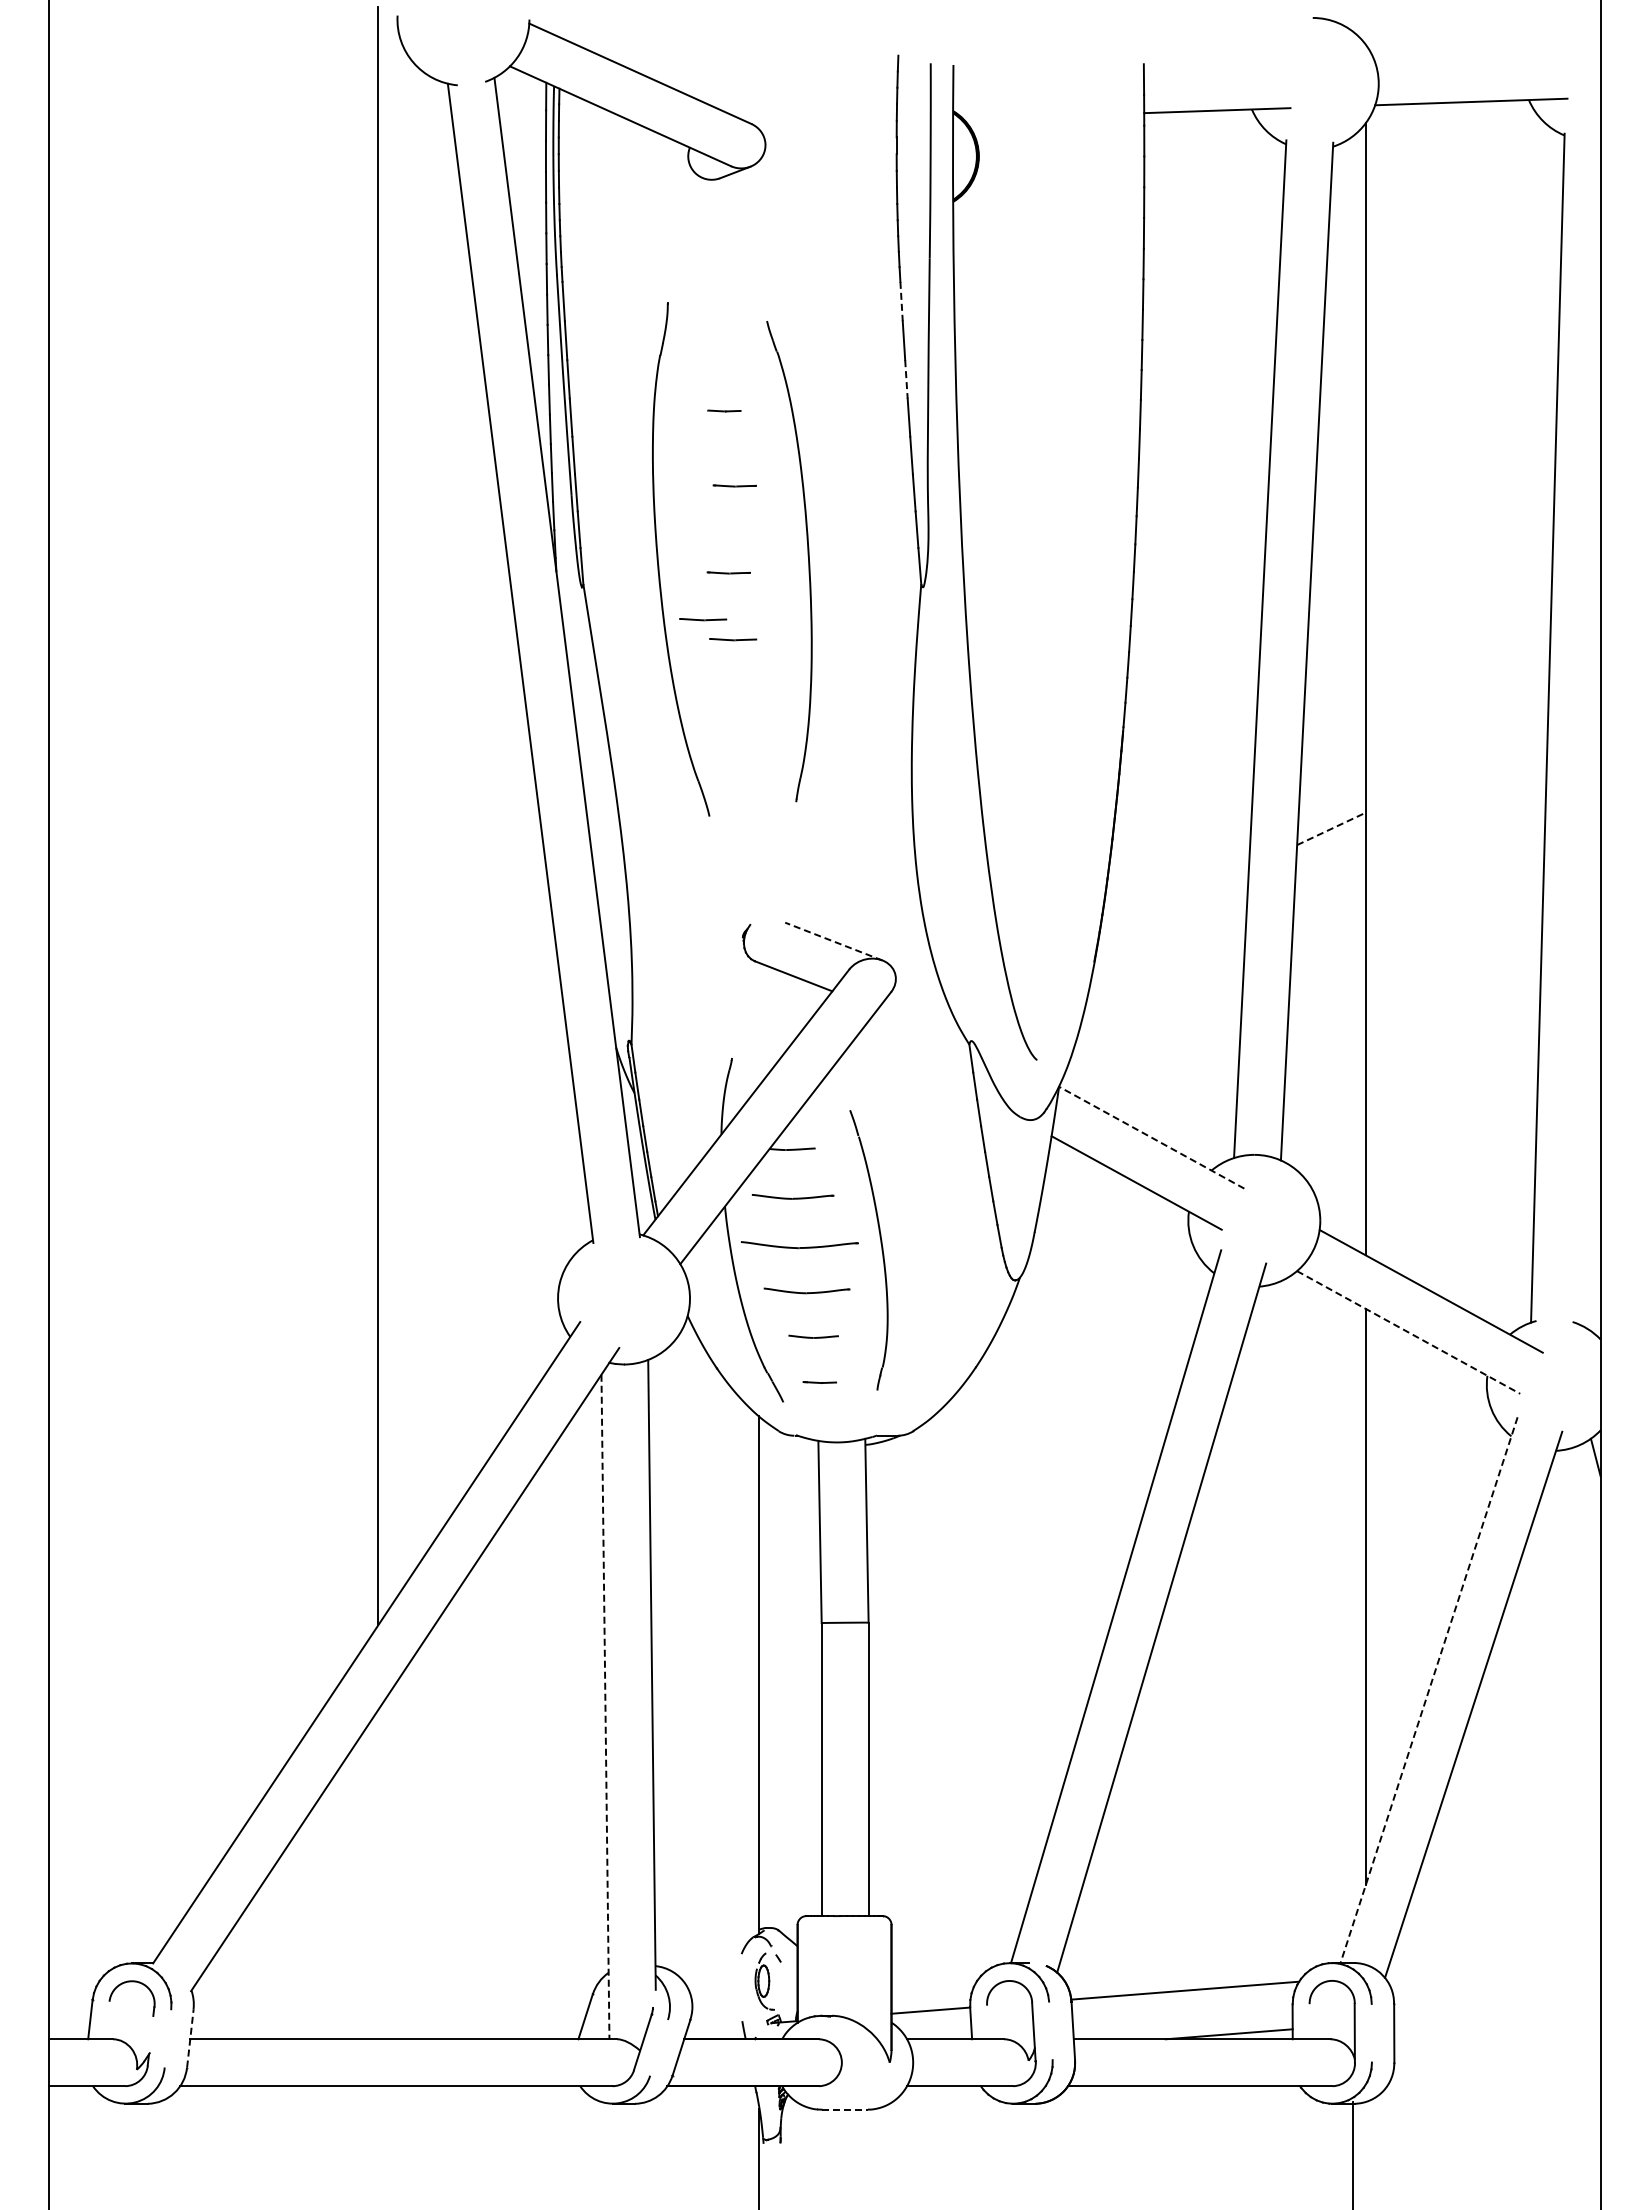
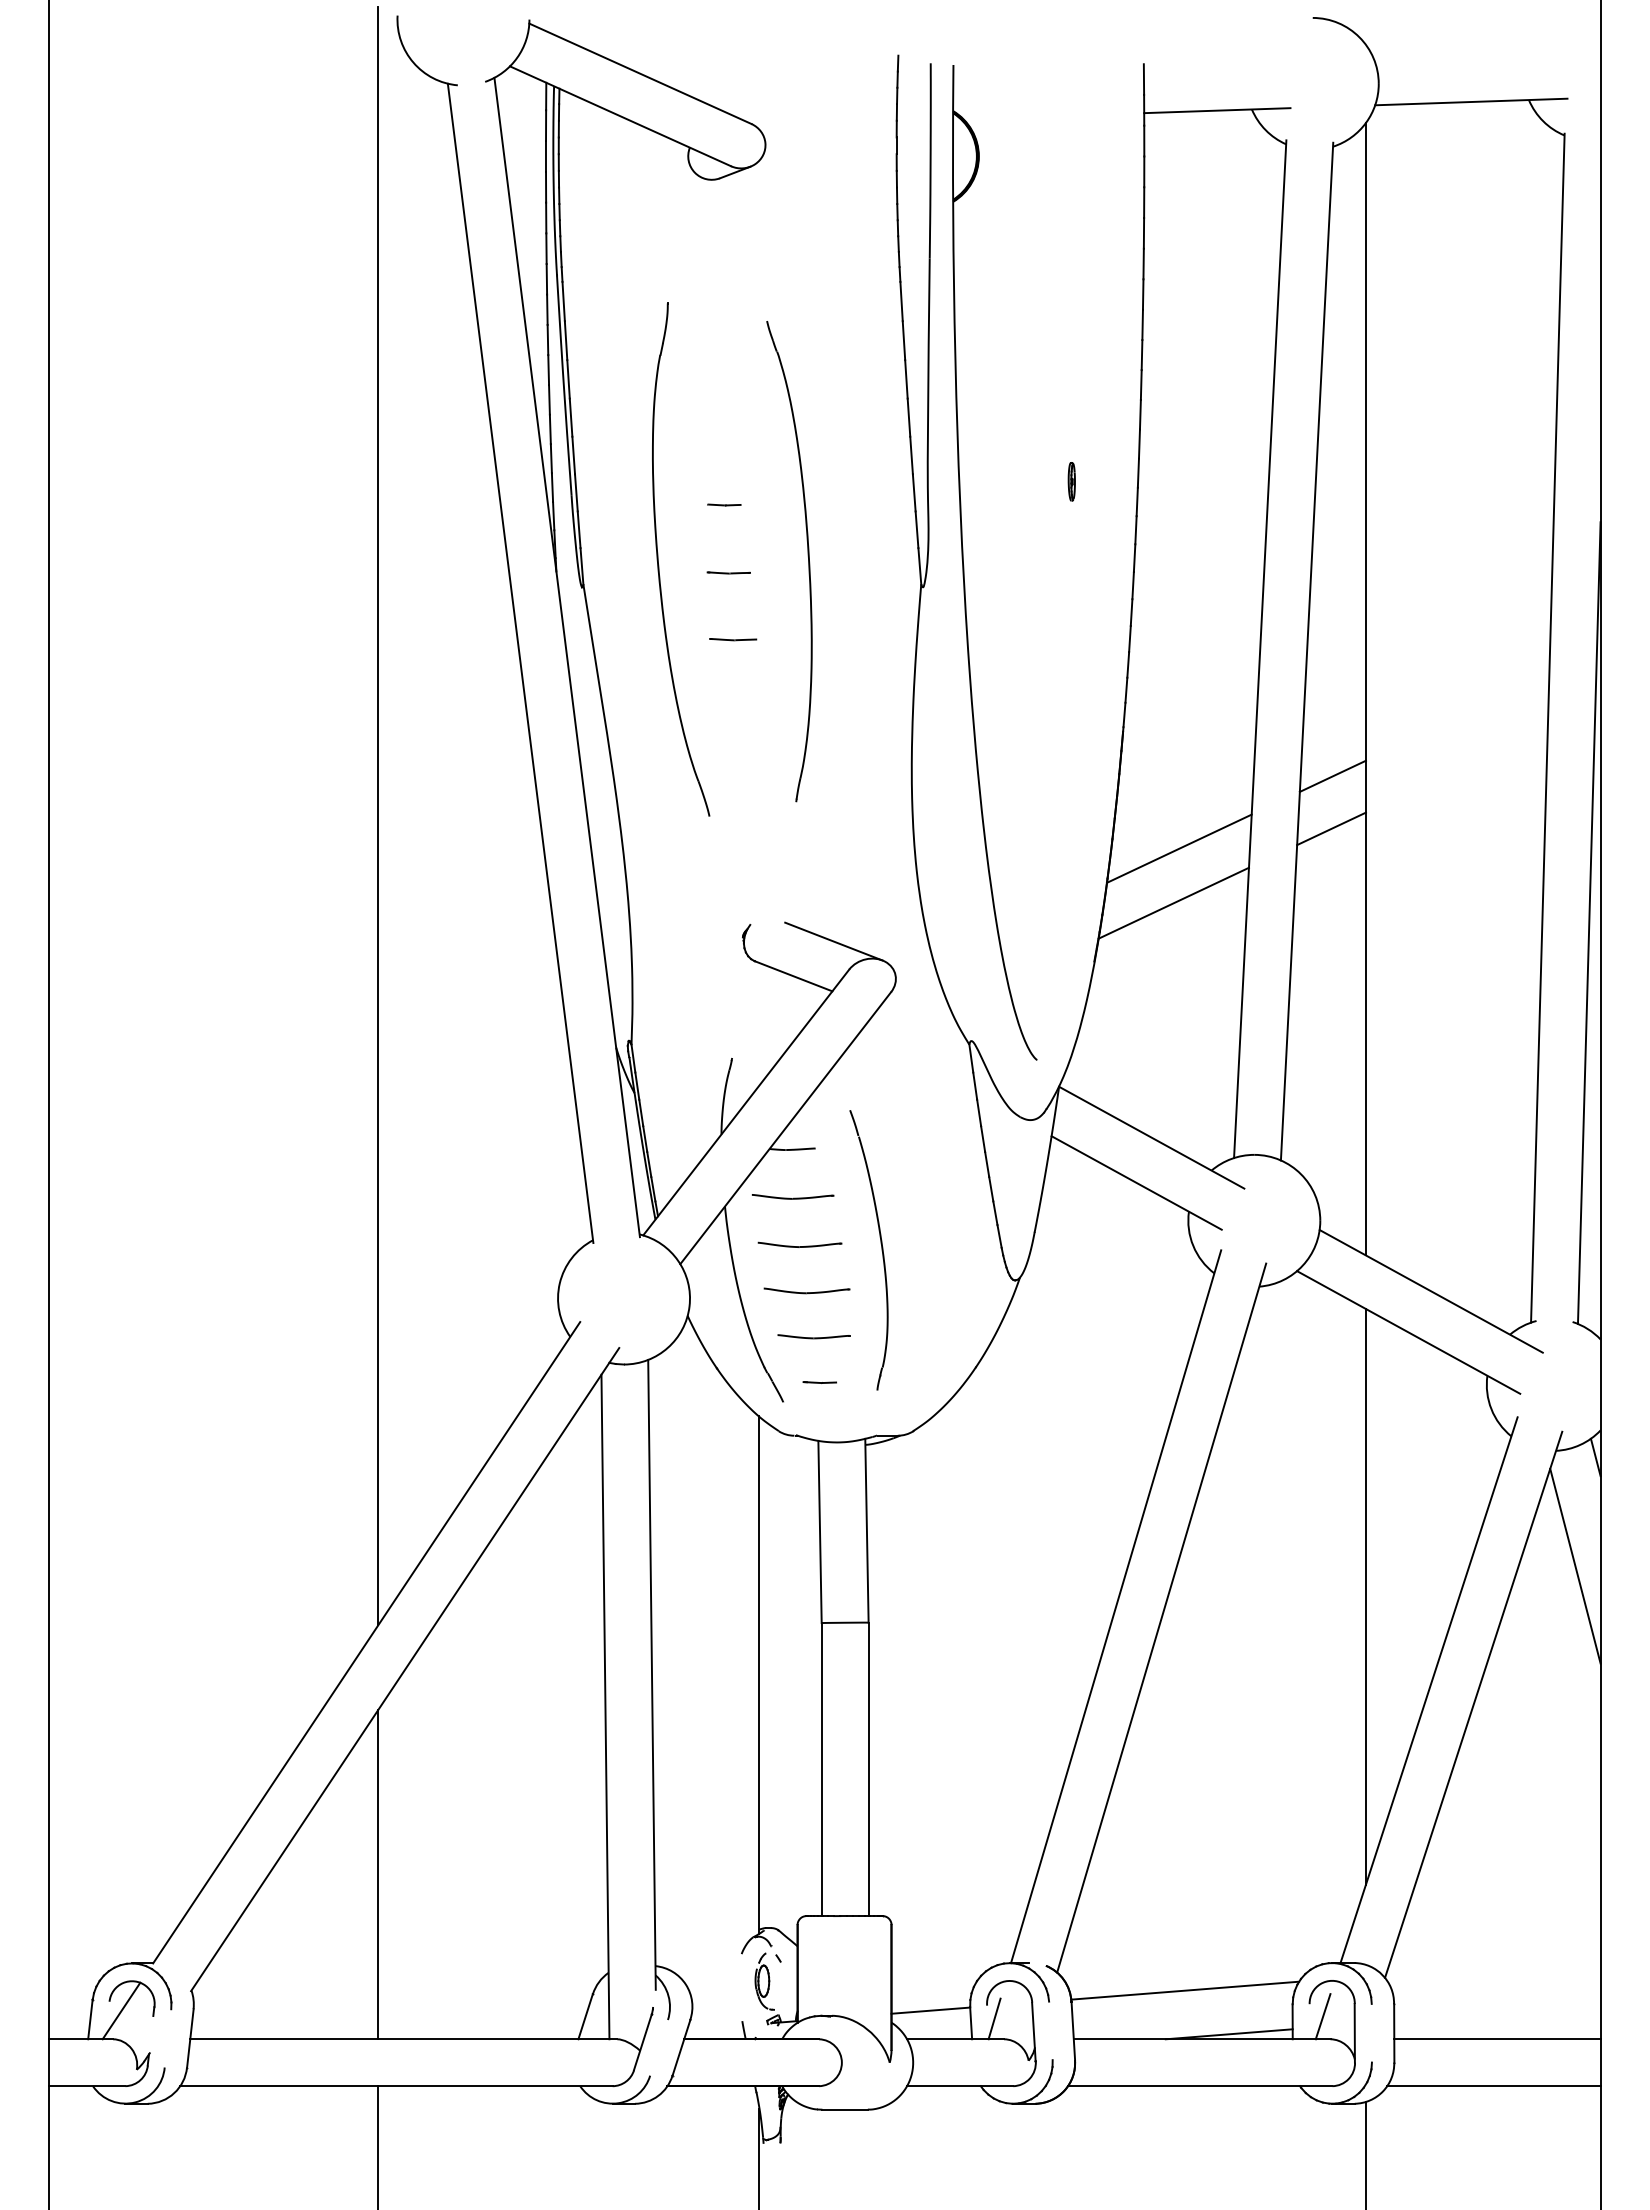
line: dashed -> solid (901, 301)
line: dashed -> solid (906, 379)
line position: (724, 410) -> (724, 504) (724, 504)
part: none -> present (1071, 481)
part: present -> none (734, 485)
line: present -> none (703, 619)
line: none -> present (1332, 775)
line: dashed -> solid (1332, 828)
line: none -> present (1179, 848)
line: none -> present (1173, 902)
line: none -> present (1588, 922)
line: dashed -> solid (833, 941)
line: dashed -> solid (1151, 1137)
part size: 118x9 px -> 86x7 px (799, 1244)
line: dashed -> solid (1409, 1332)
part size: 51x5 px -> 74x6 px (813, 1336)
line: none -> present (1575, 1565)
line: dashed -> solid (1429, 1690)
line: dashed -> solid (605, 1707)
line: none -> present (378, 1874)
line: none -> present (121, 2010)
line: none -> present (1322, 2016)
line: none -> present (994, 2018)
line: dashed -> solid (190, 2037)
line: none -> present (1497, 2039)
line: none -> present (1493, 2086)
line: dashed -> solid (845, 2109)
line: none -> present (378, 2146)
line position: (1352, 2154) -> (1365, 2154) (1365, 2154)
